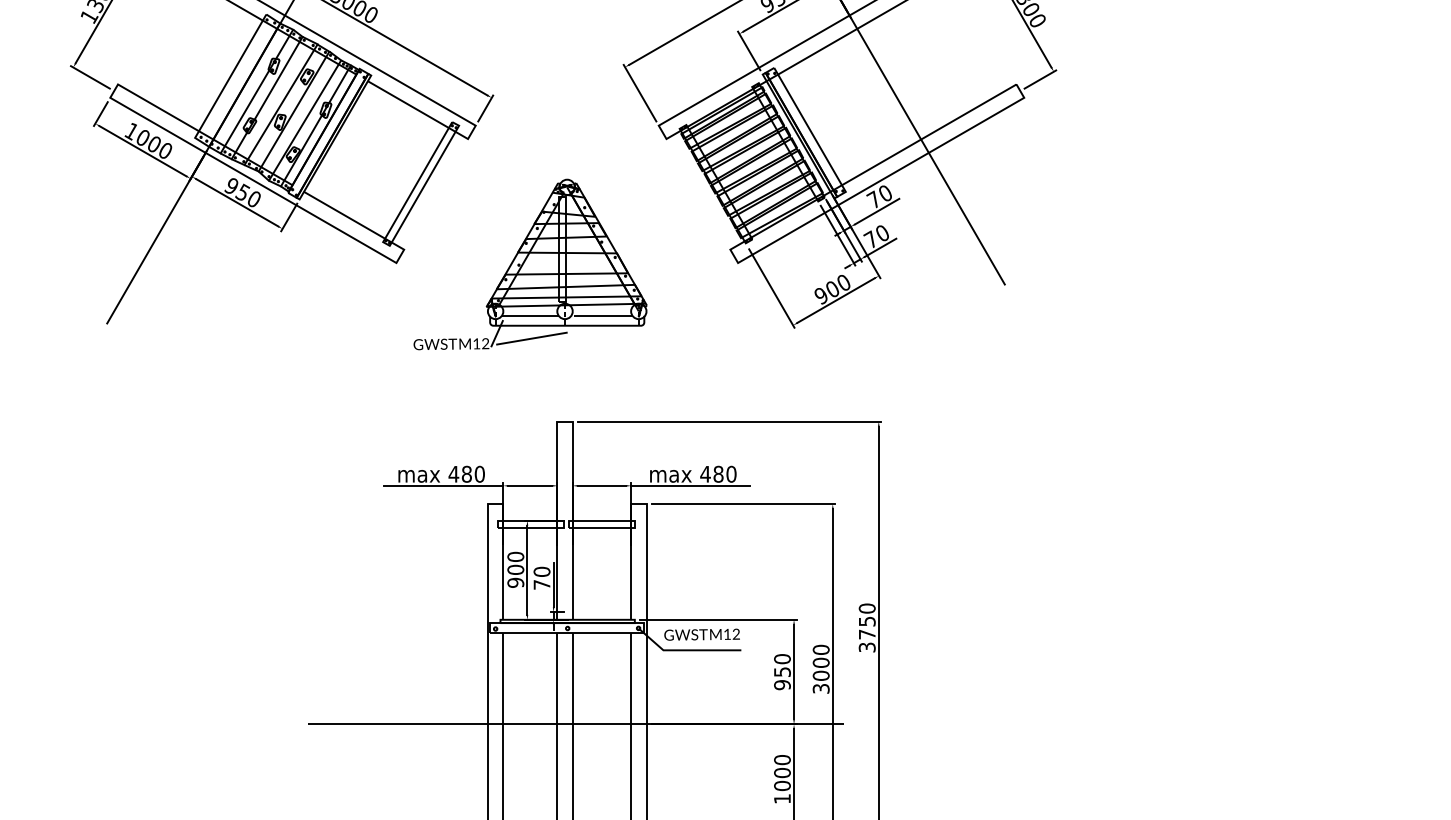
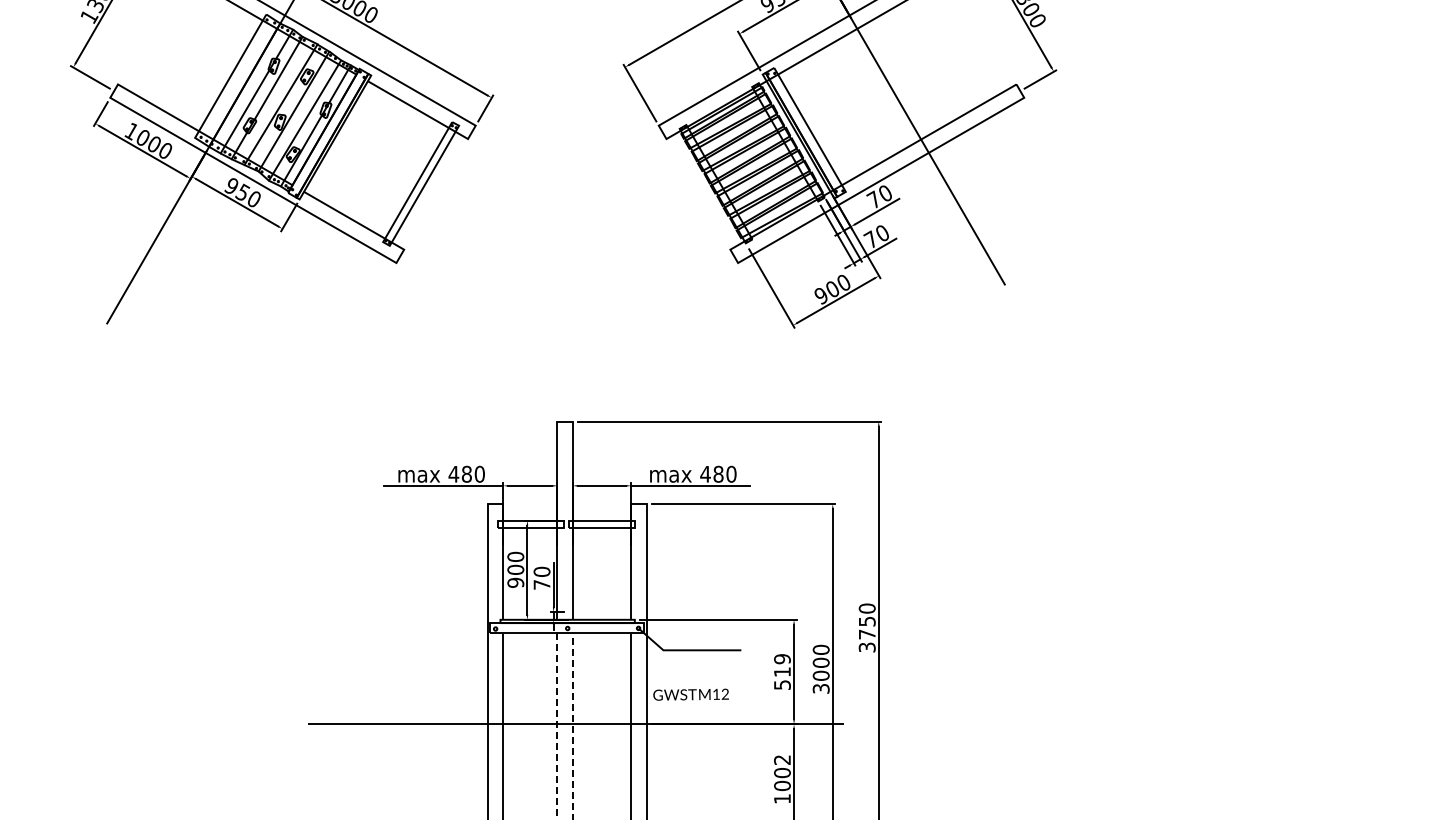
part: present -> none (530, 264)
text position: (701, 634) -> (690, 694) (690, 694)
text: 950 -> 519 (782, 672)
text: 1000 -> 1002 (782, 760)
line: solid -> dashed (572, 819)
